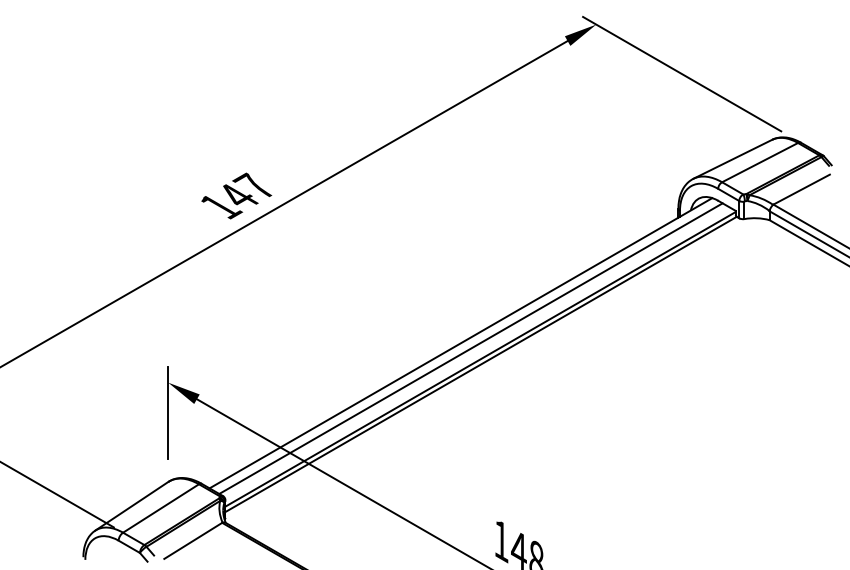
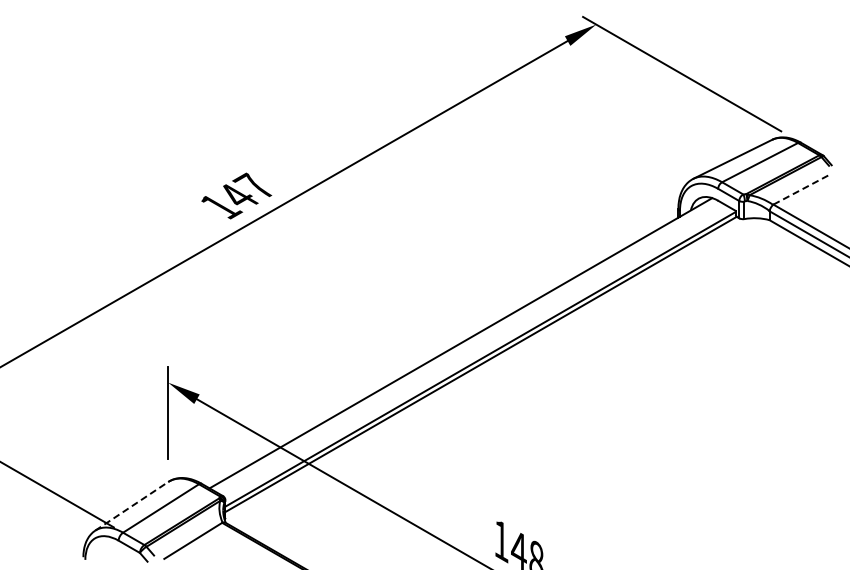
line: solid -> dashed (801, 189)
line: present -> none (470, 348)
line: solid -> dashed (131, 506)
